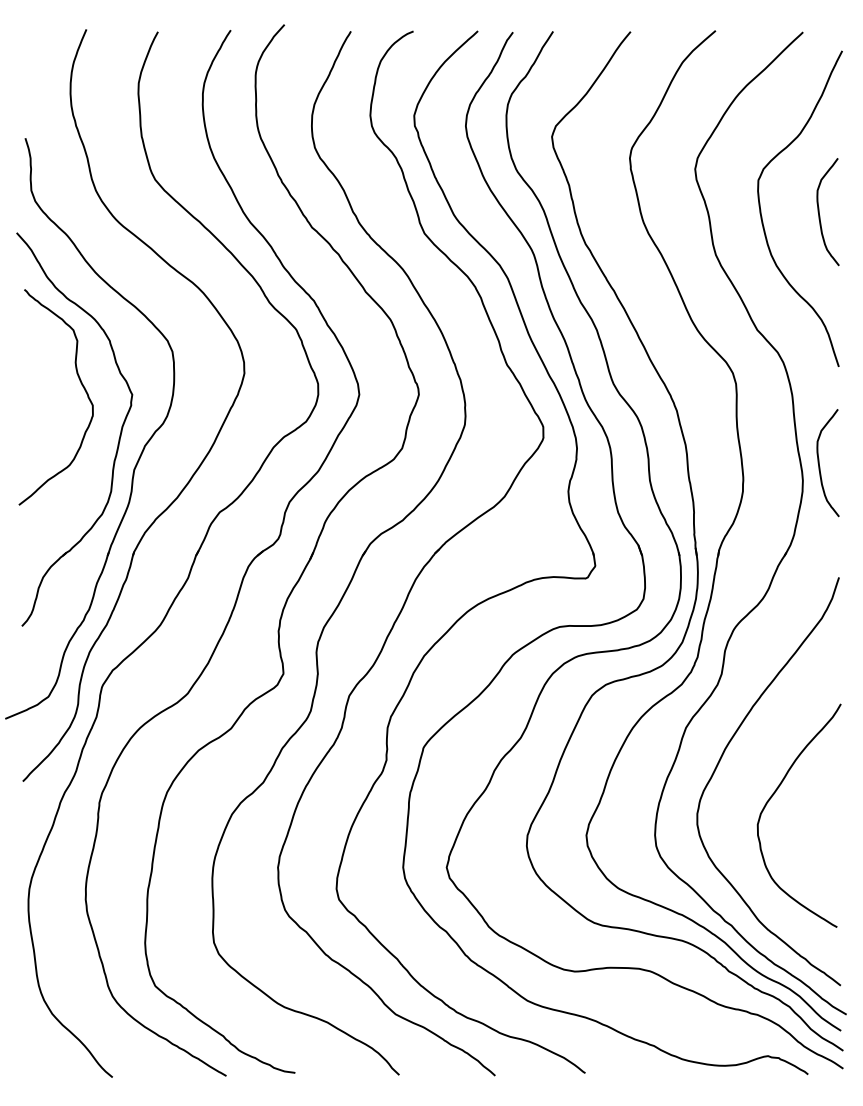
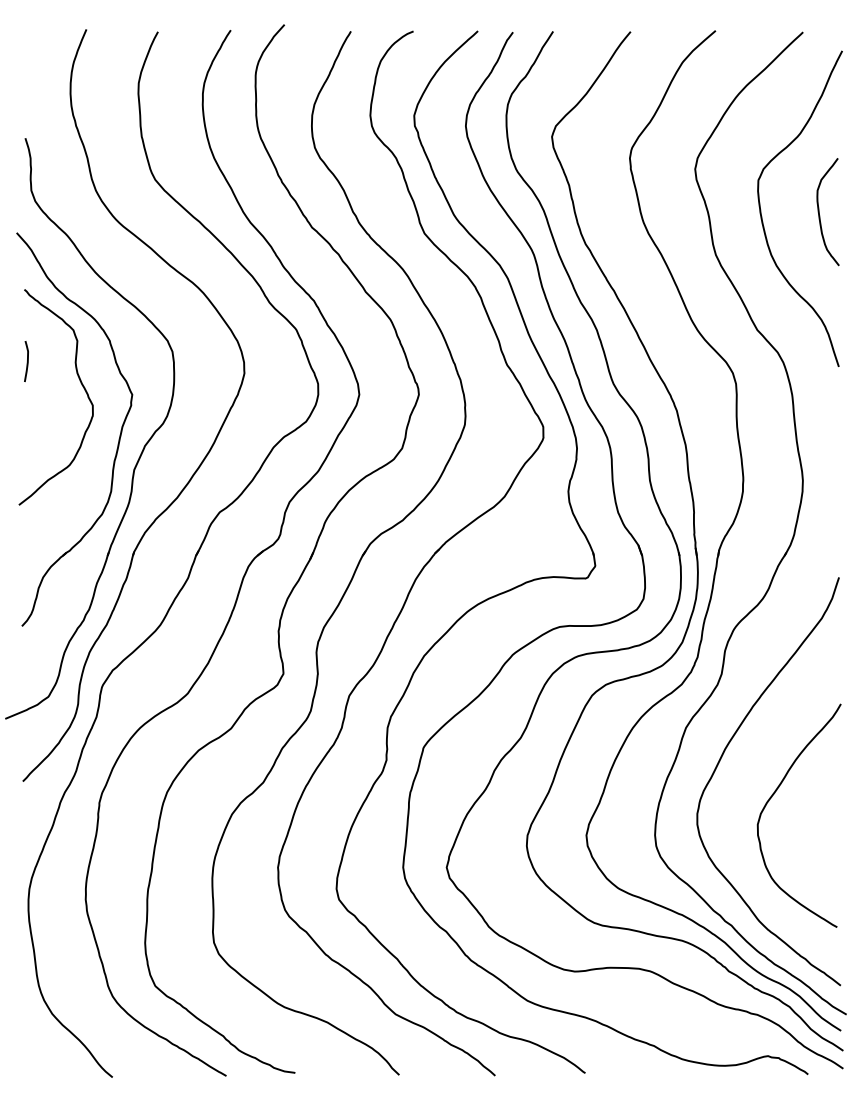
curve: none -> present (27, 361)
curve: present -> none (820, 466)
